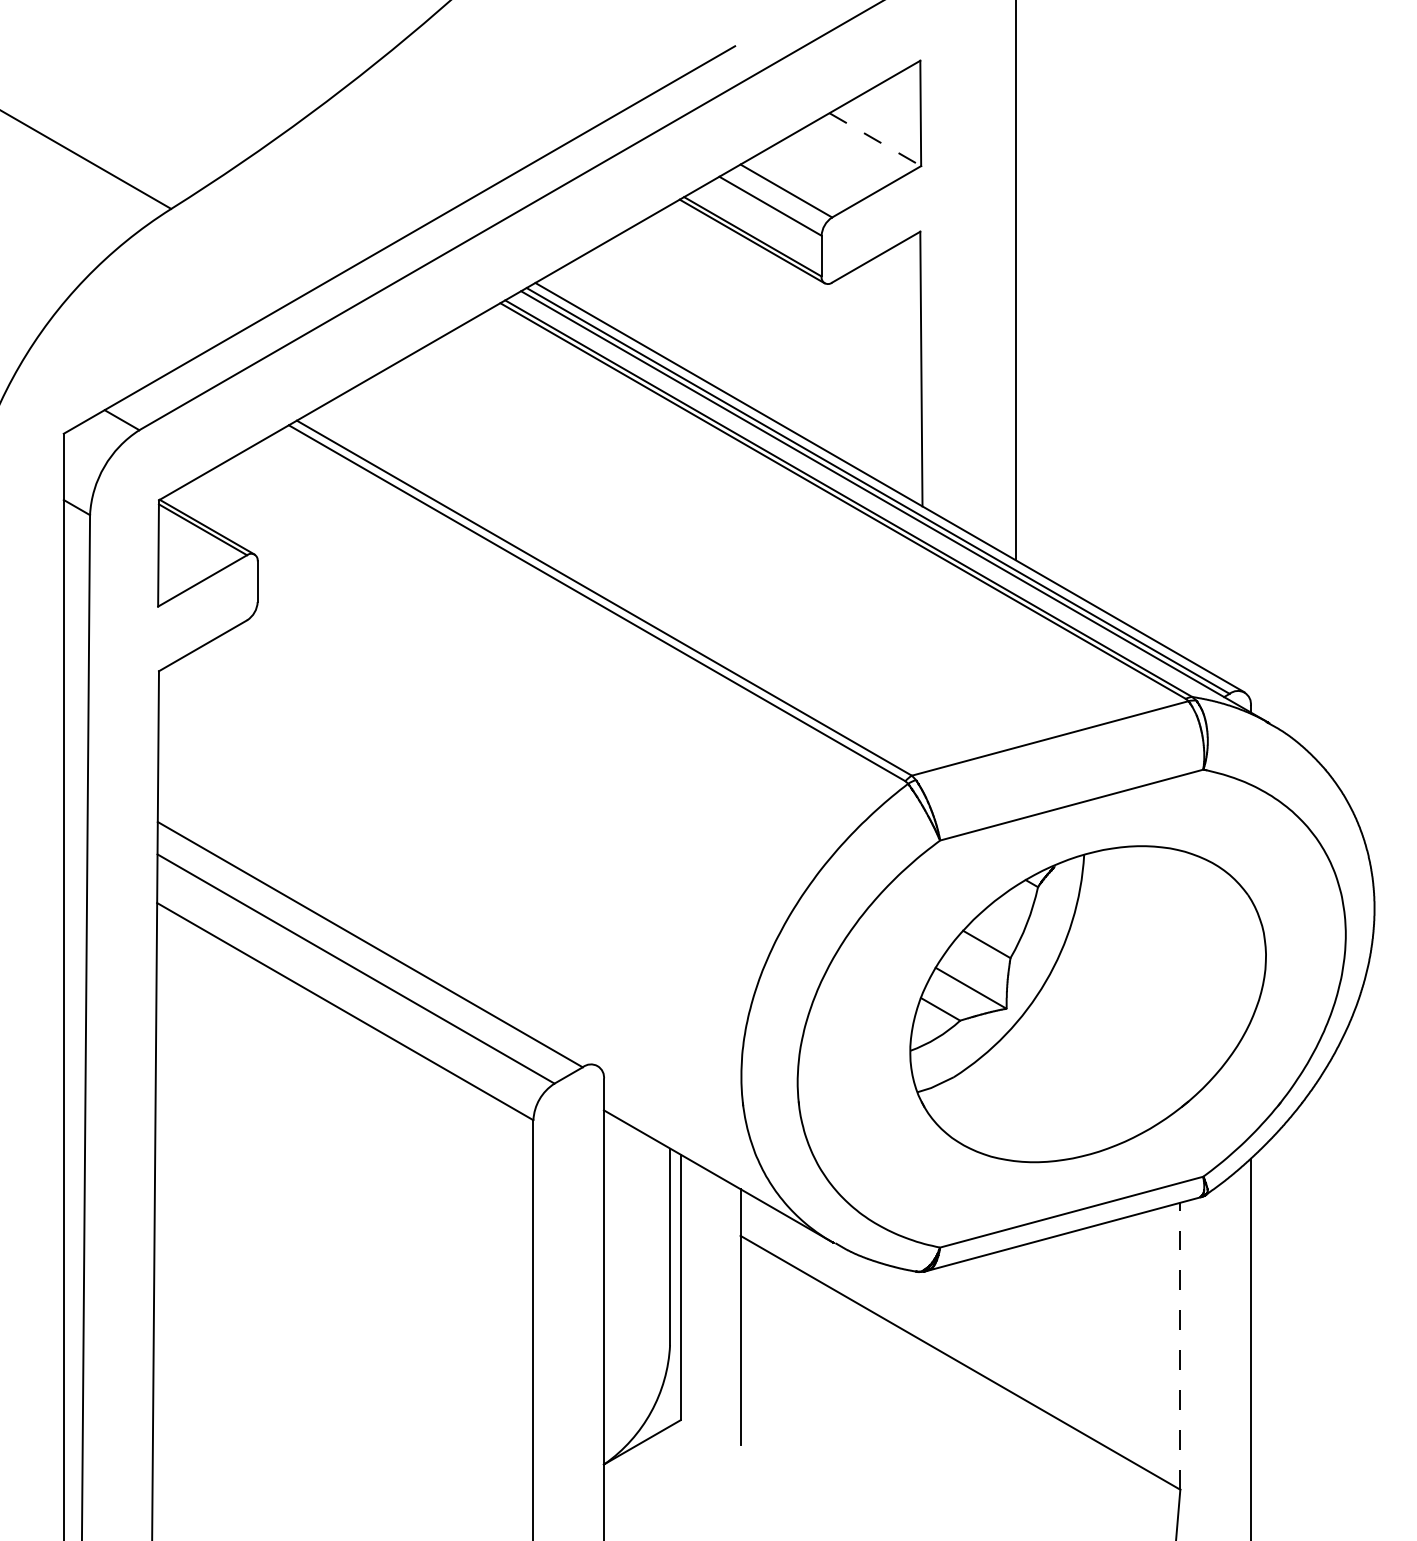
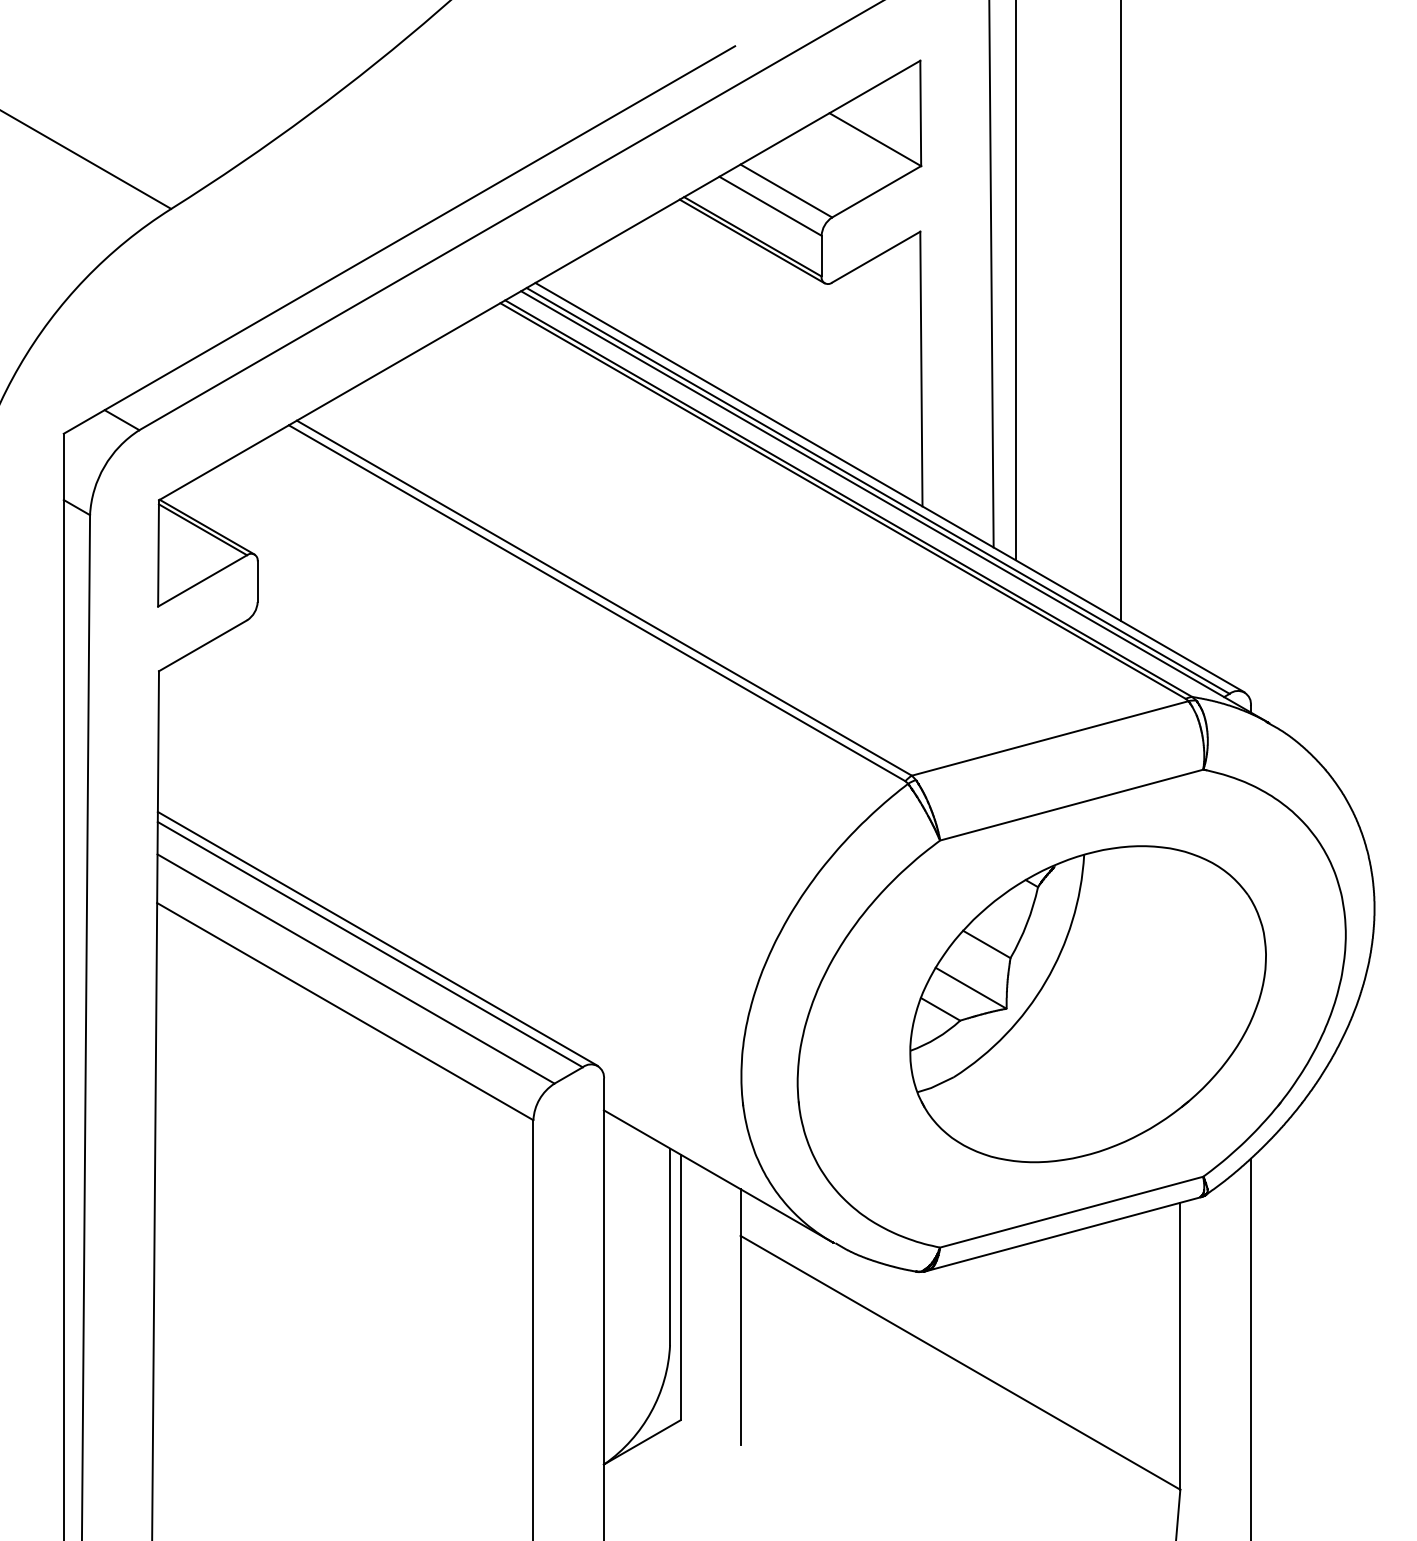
line: dashed -> solid (875, 139)
line: none -> present (991, 274)
line: none -> present (1121, 311)
line: none -> present (377, 938)
line: dashed -> solid (1180, 1345)
